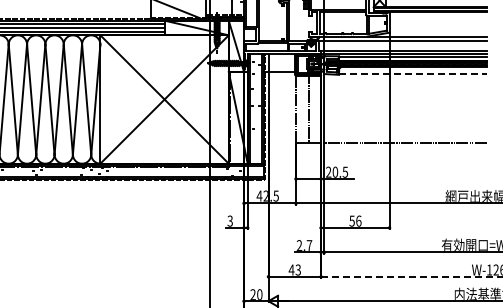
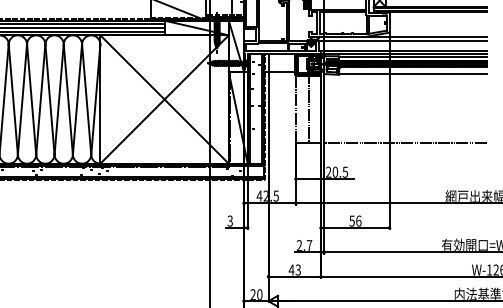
line: dashed -> solid (413, 74)
line: dashed -> solid (412, 276)
